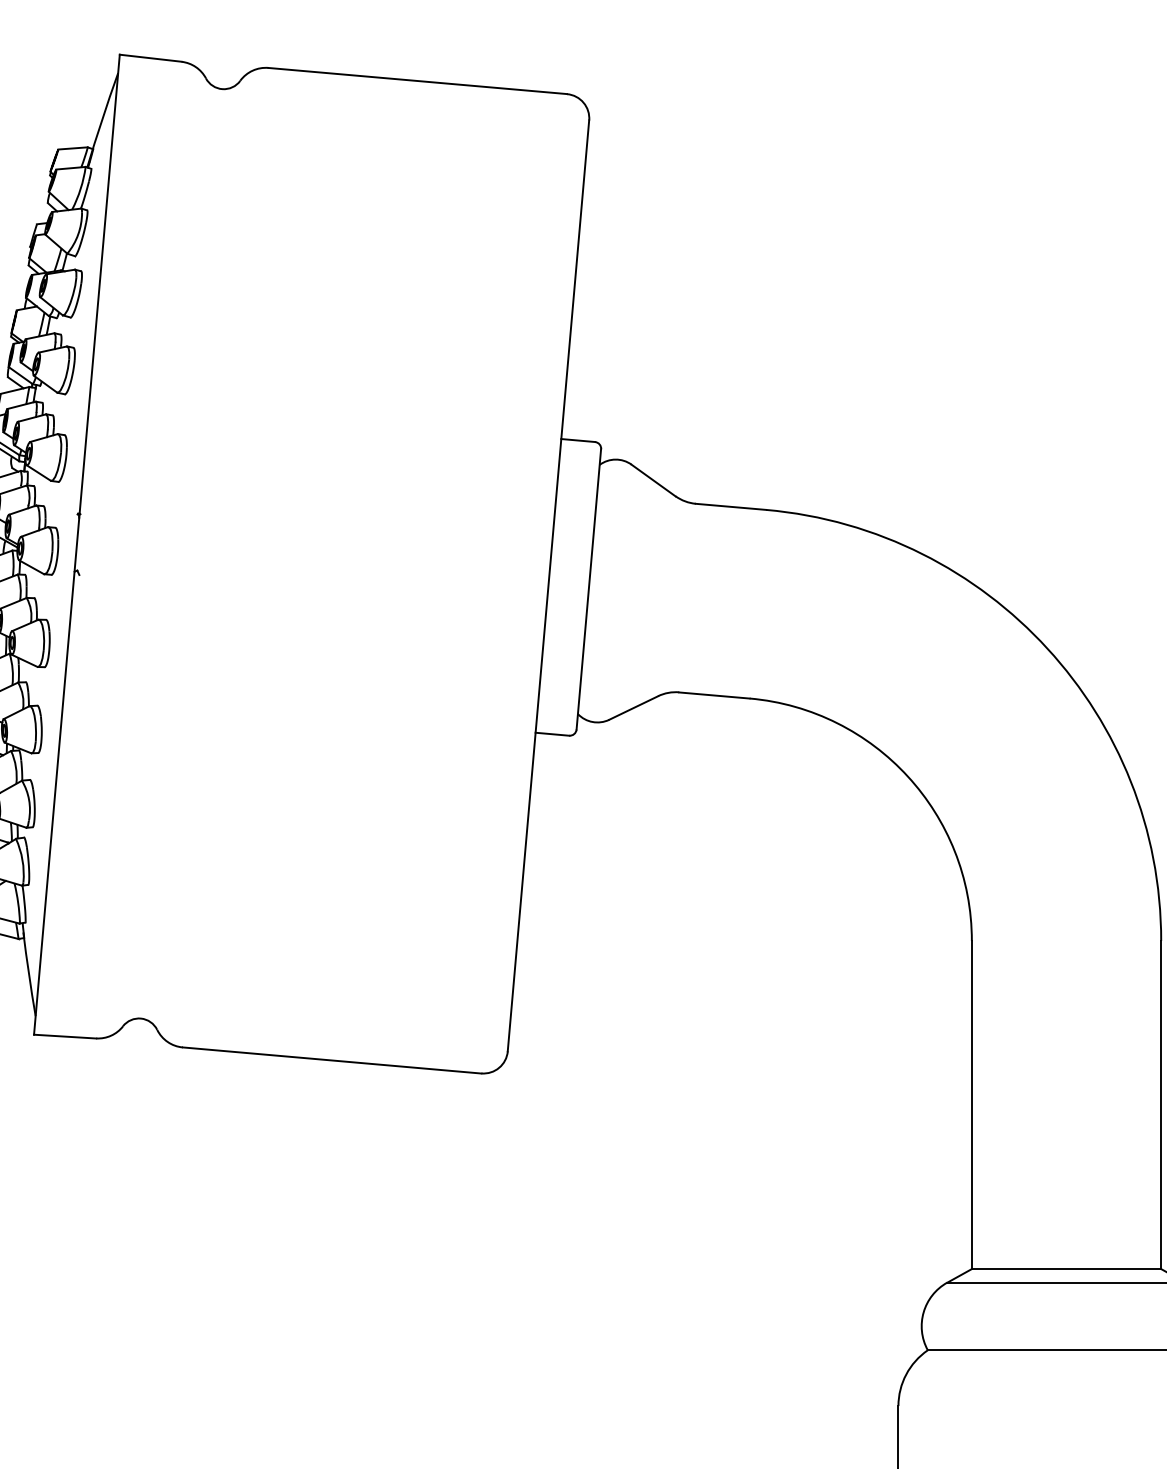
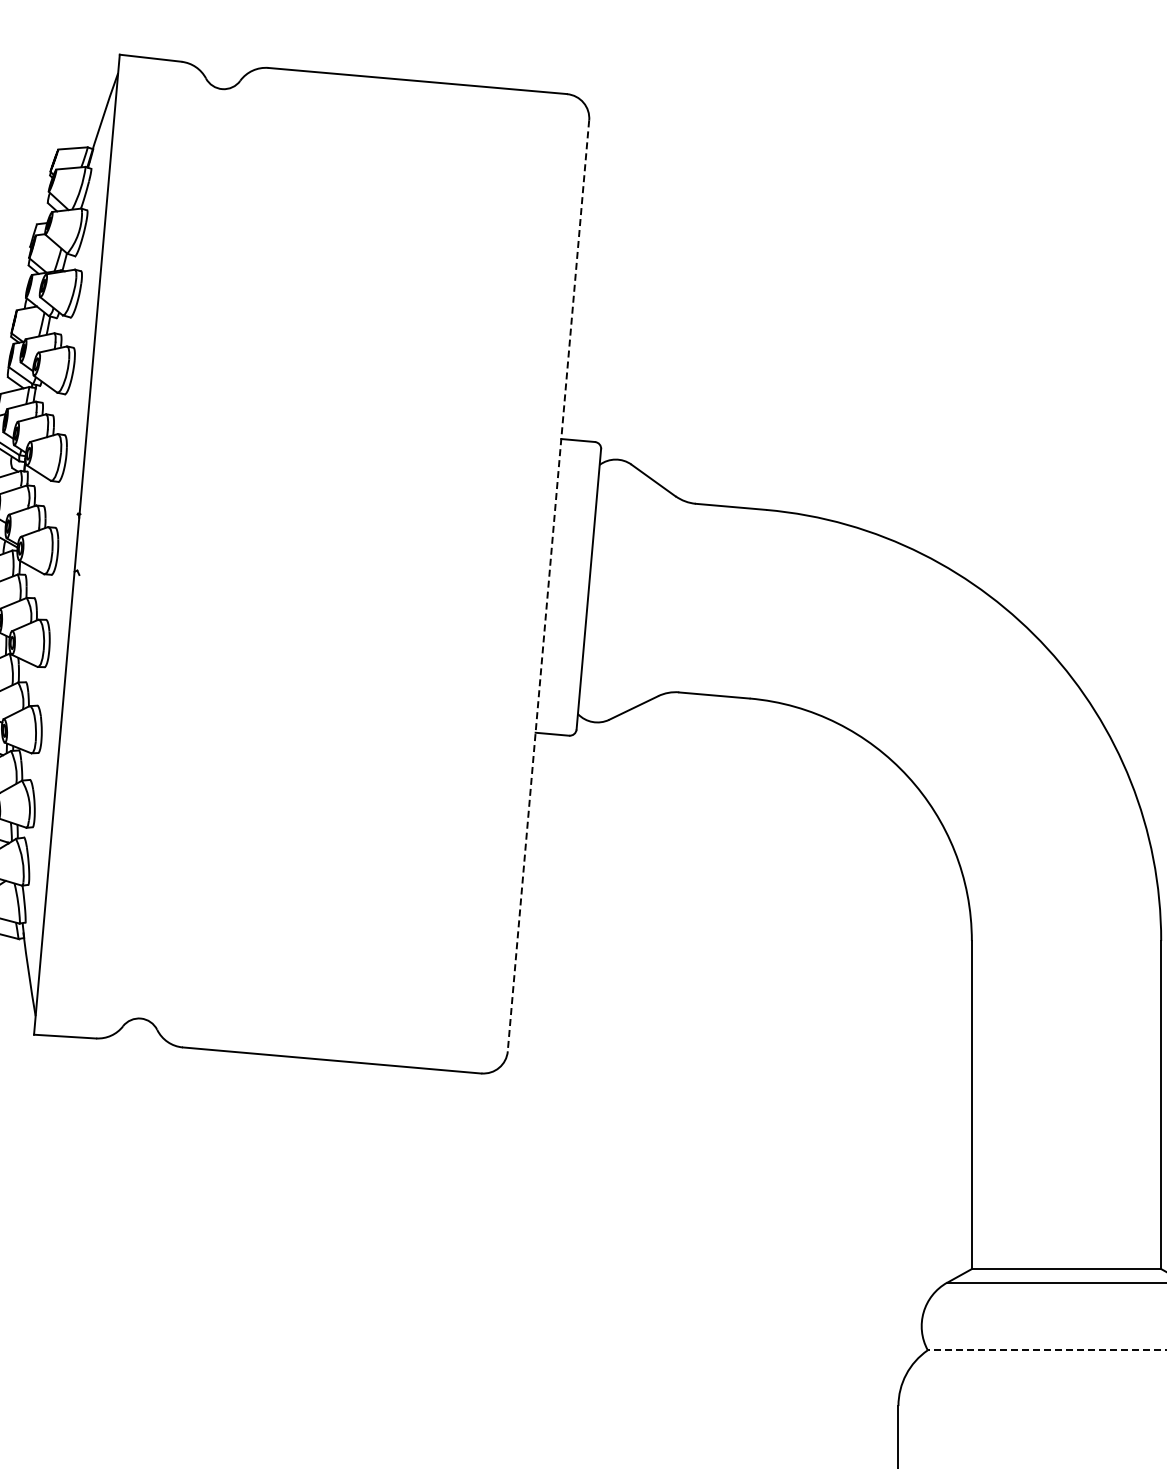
line: solid -> dashed (548, 586)
line: solid -> dashed (1046, 1350)
